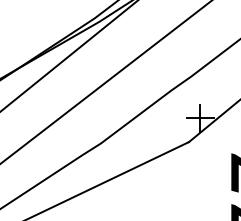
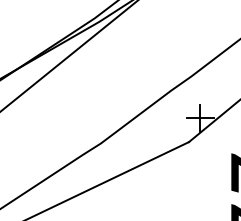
line: present -> none (105, 82)
